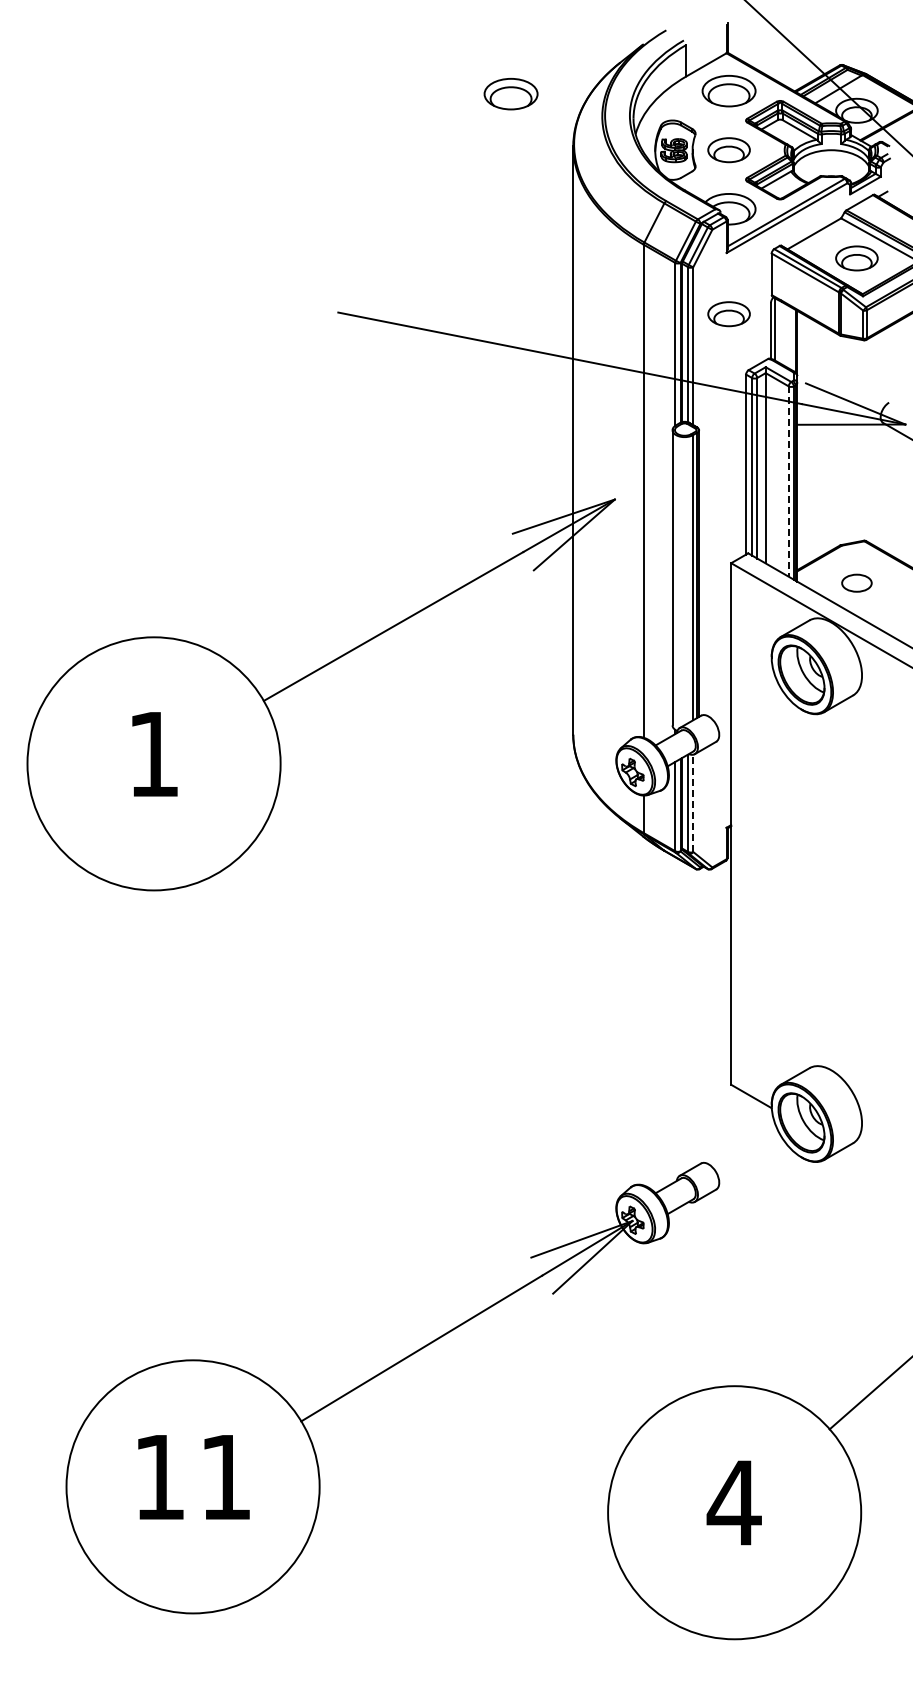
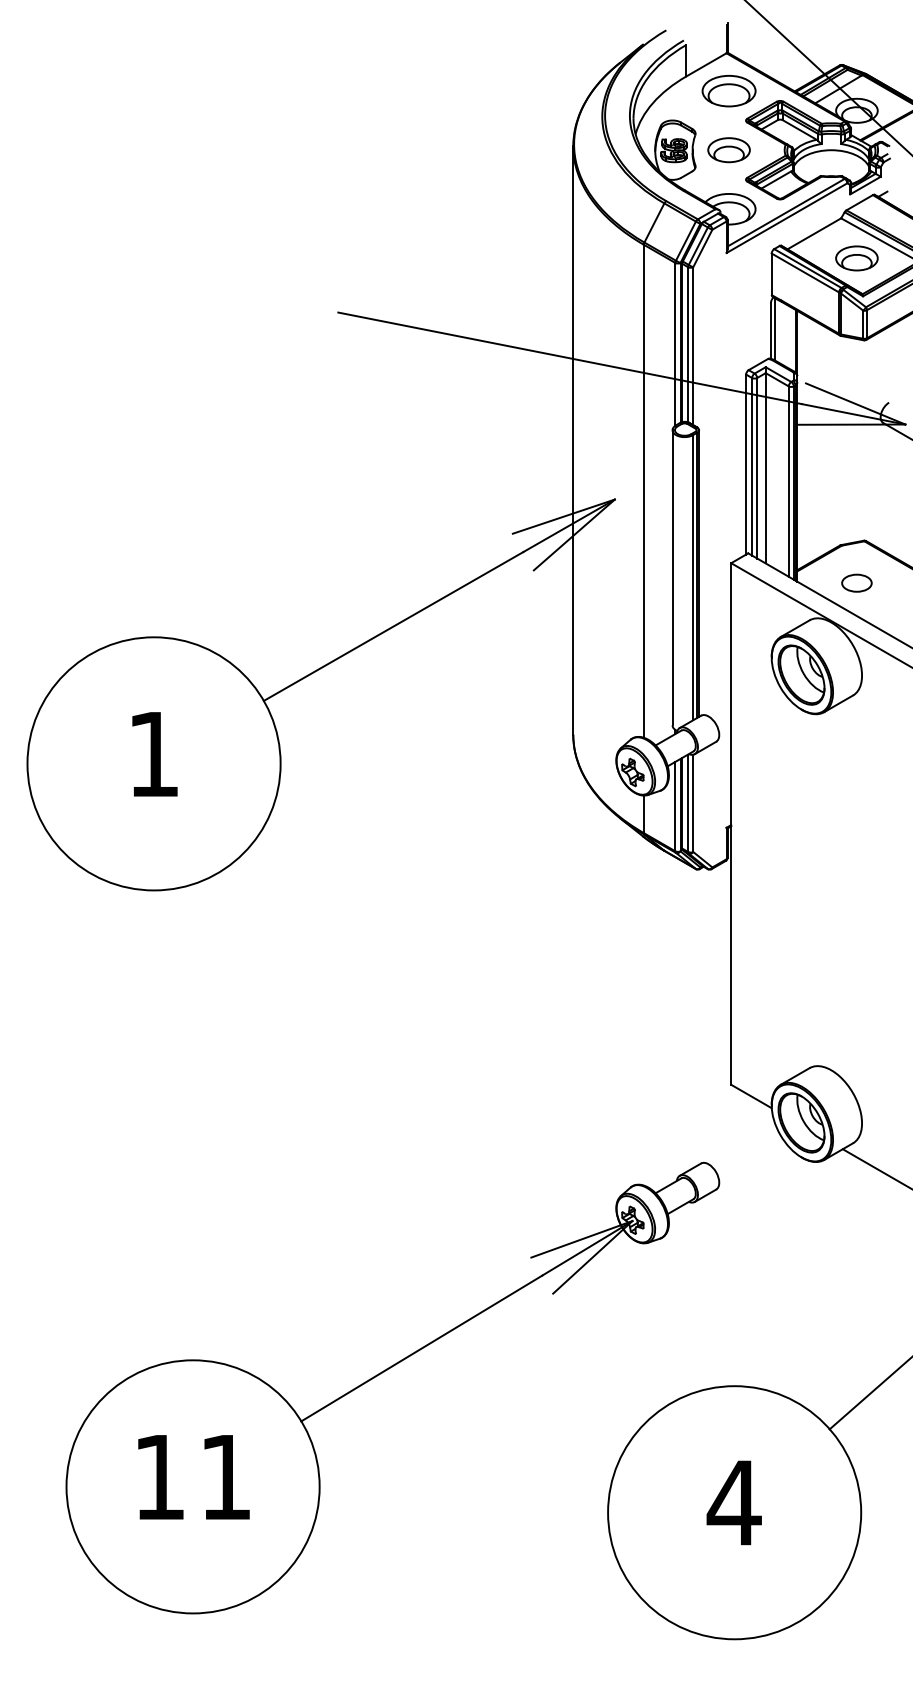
part: present -> none (510, 94)
part: present -> none (728, 314)
line: dashed -> solid (788, 482)
line: dashed -> solid (693, 803)
line: none -> present (875, 1168)
